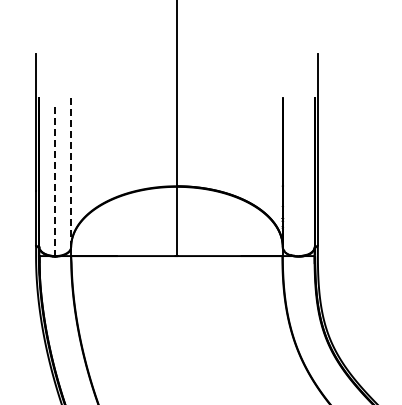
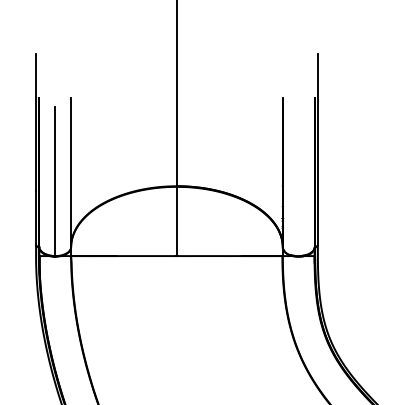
line: dashed -> solid (71, 172)
line: dashed -> solid (55, 181)
